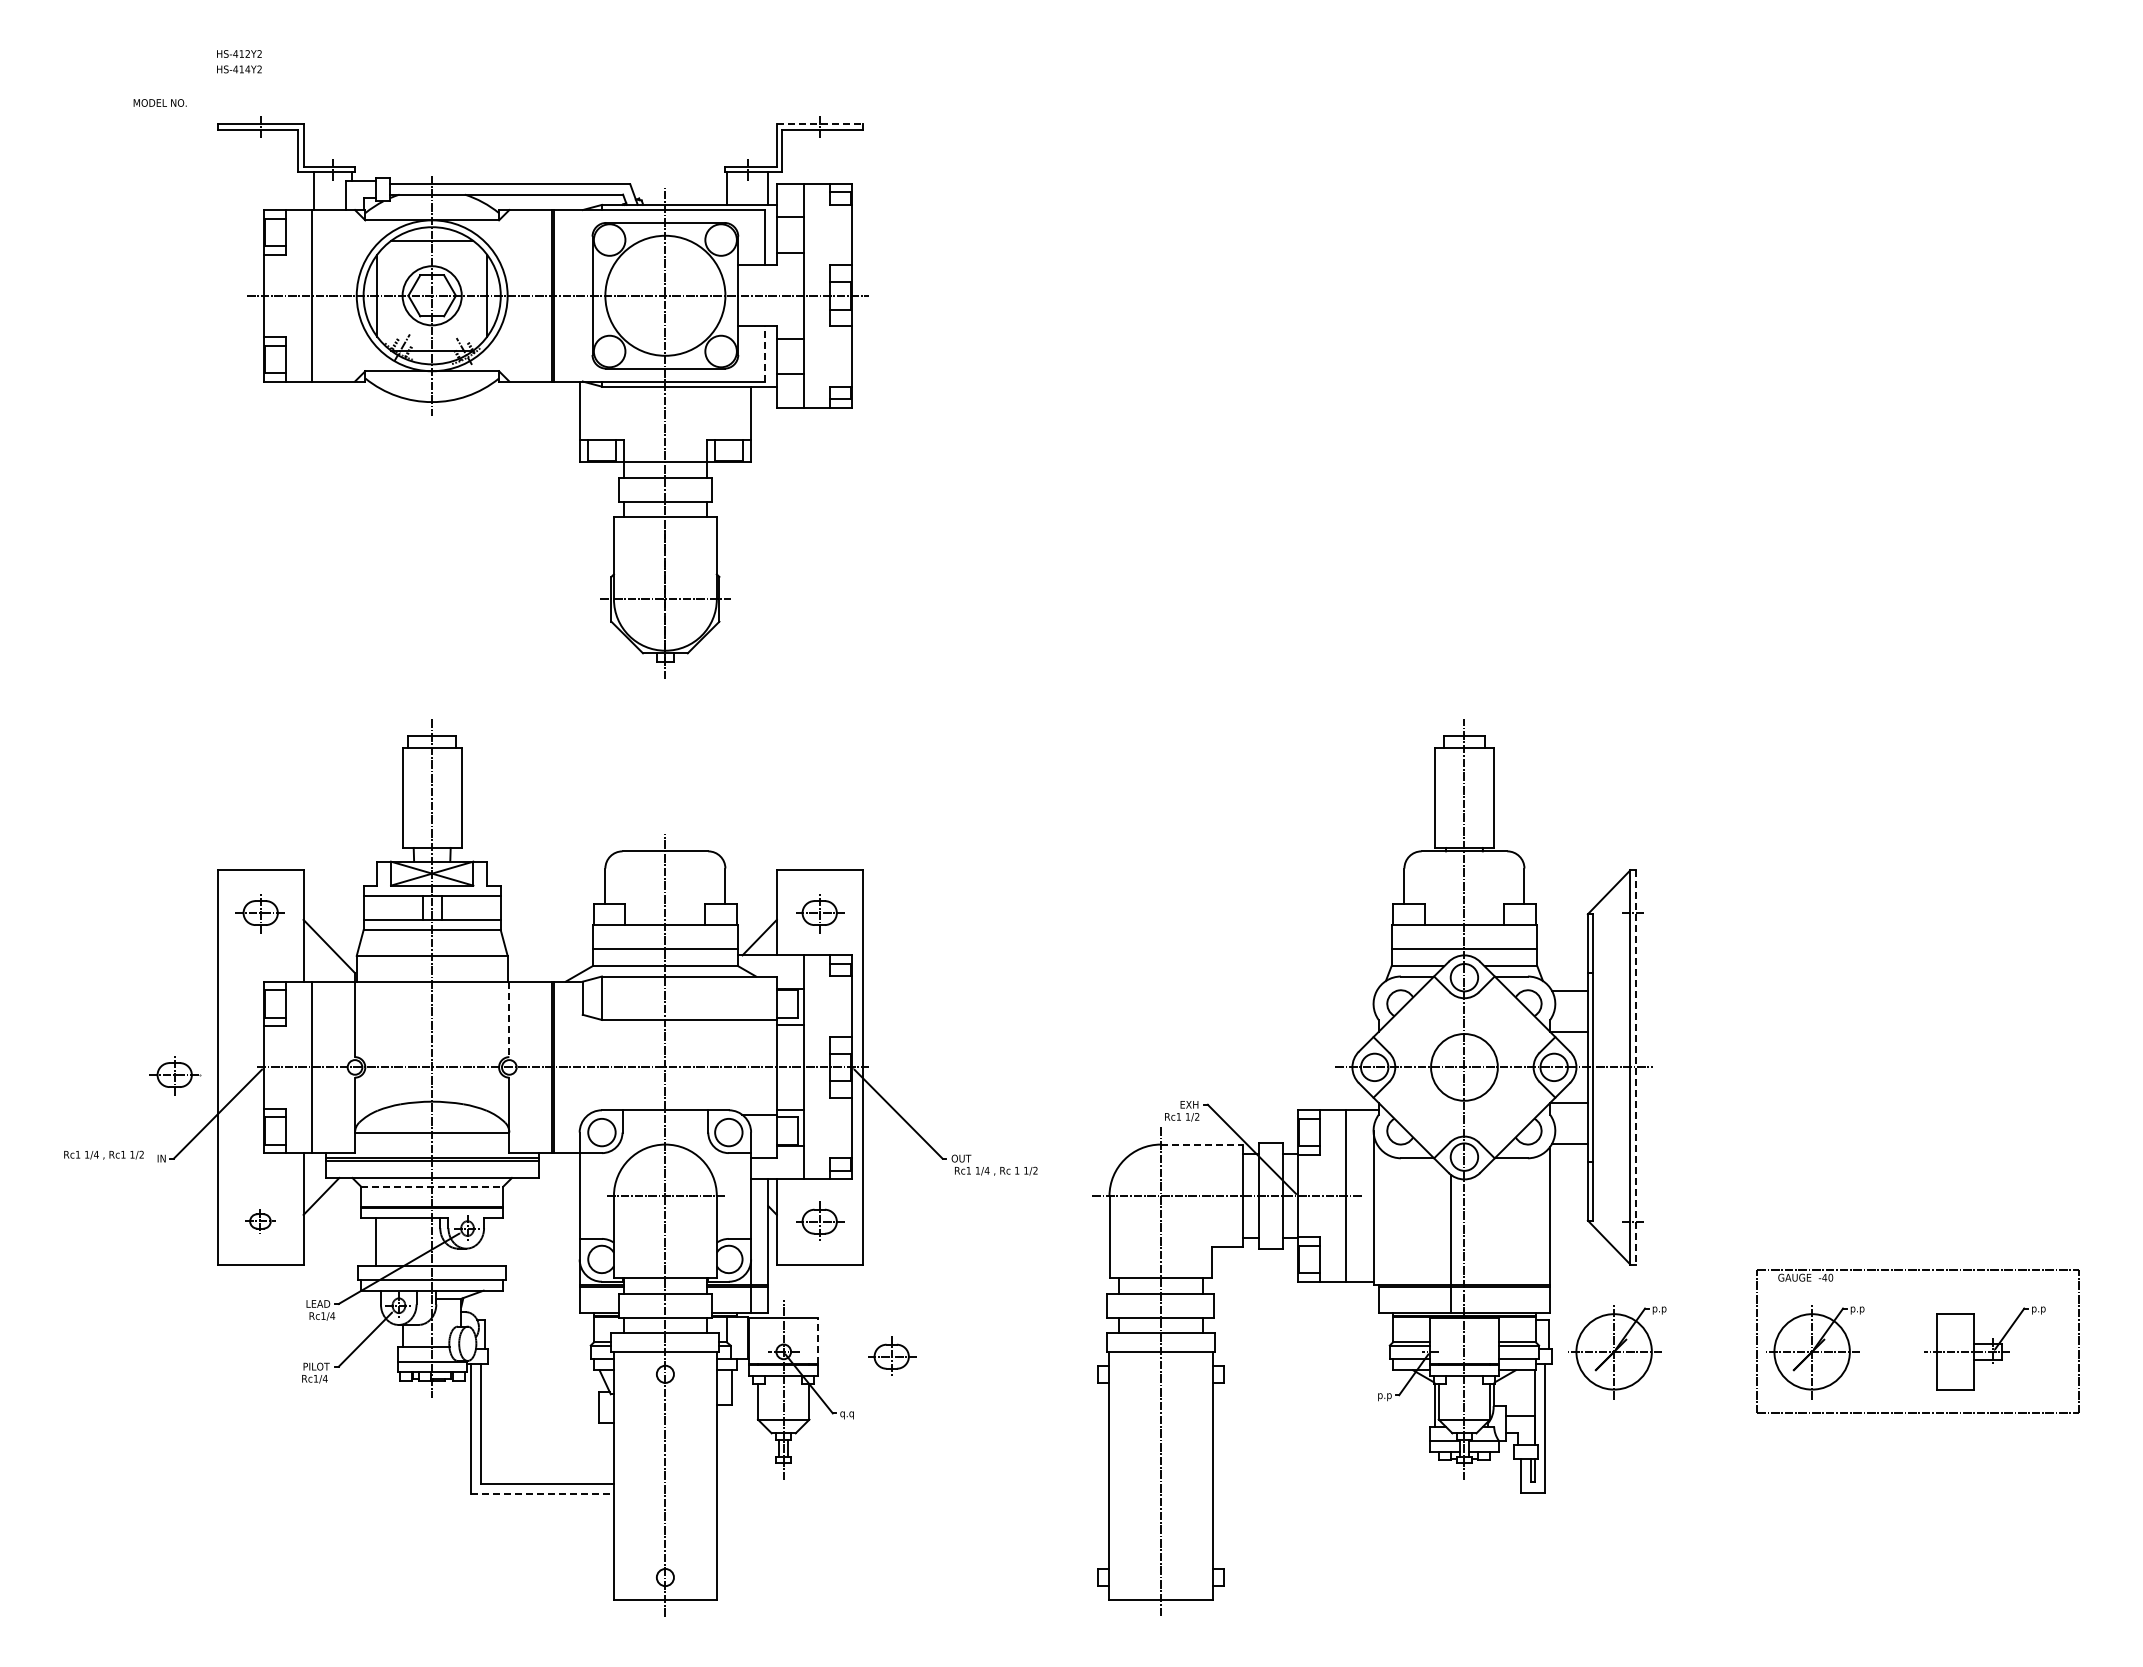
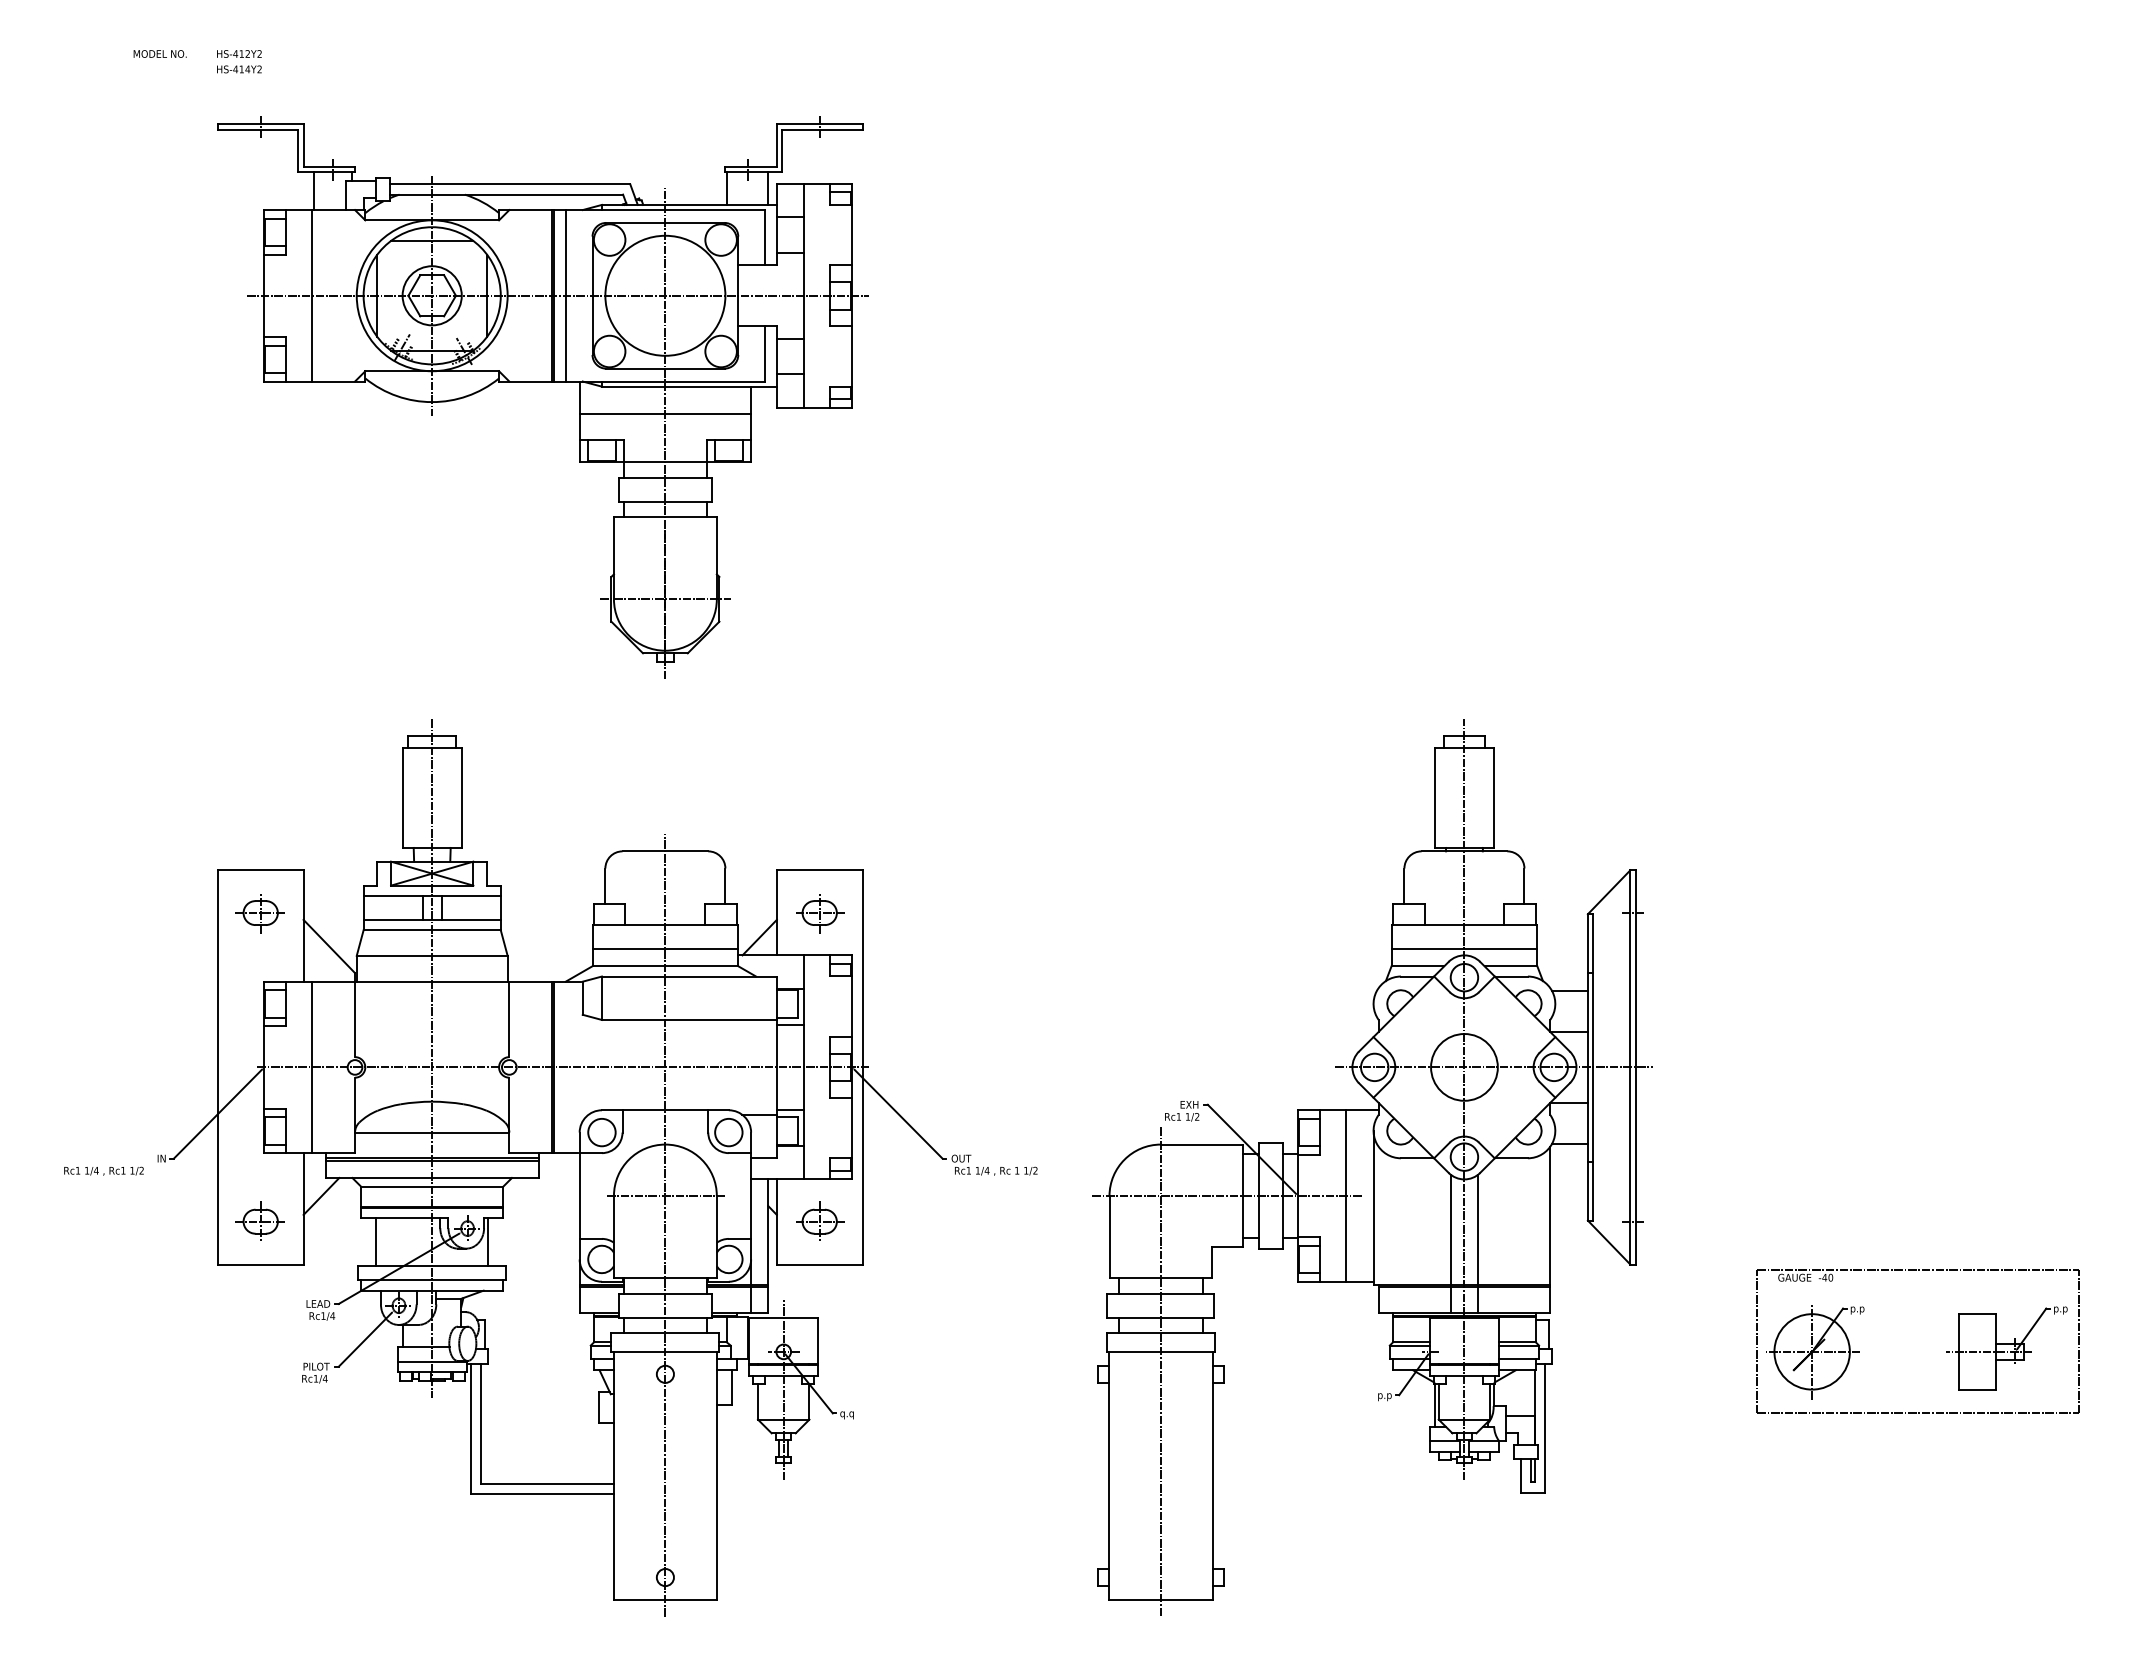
text position: (159, 102) -> (159, 53) (159, 53)
line: dashed -> solid (819, 124)
line: none -> present (565, 295)
line: dashed -> solid (765, 353)
line: none -> present (665, 414)
line: dashed -> solid (509, 1019)
line: dashed -> solid (1635, 1067)
part: present -> none (173, 1075)
line: dashed -> solid (1202, 1144)
text position: (103, 1154) -> (103, 1170) (103, 1170)
line: dashed -> solid (432, 1186)
part size: 31x25 px -> 50x40 px (259, 1220)
line: none -> present (487, 1241)
line: none -> present (1478, 1243)
line: dashed -> solid (818, 1340)
part position: (1984, 1348) -> (2006, 1348) (2006, 1348)
part: present -> none (1617, 1352)
part: present -> none (892, 1355)
line: dashed -> solid (542, 1494)
